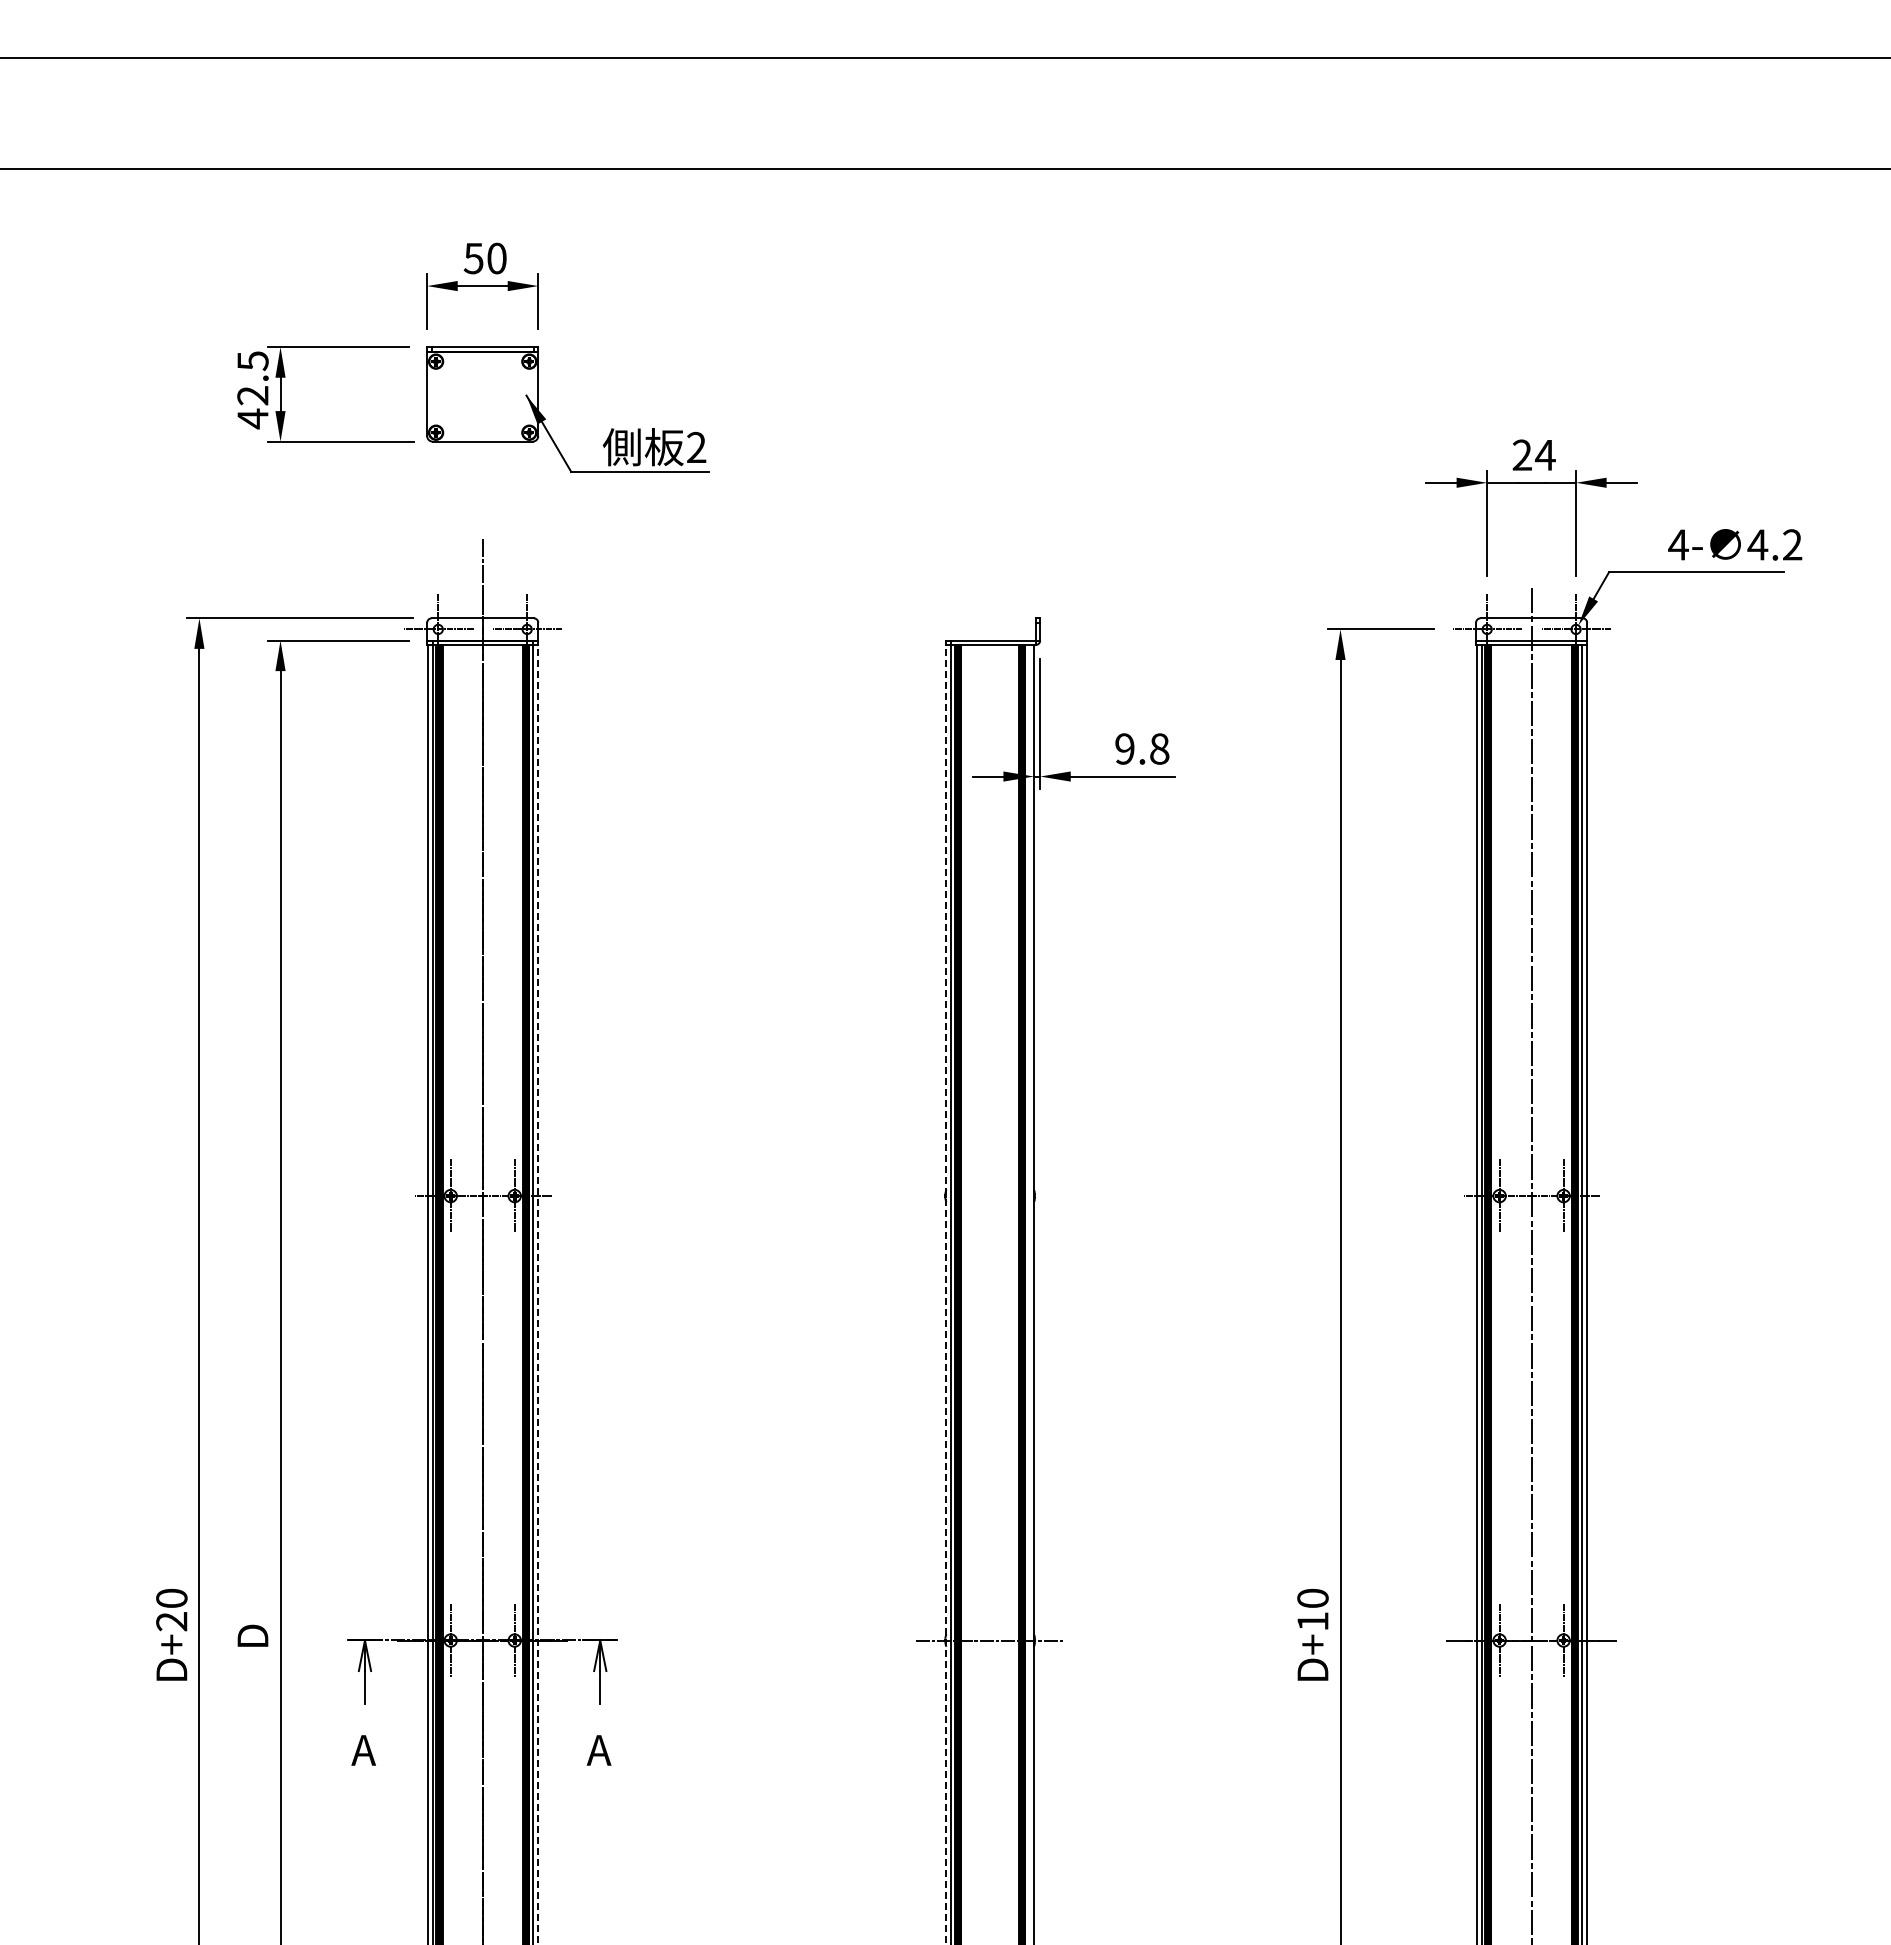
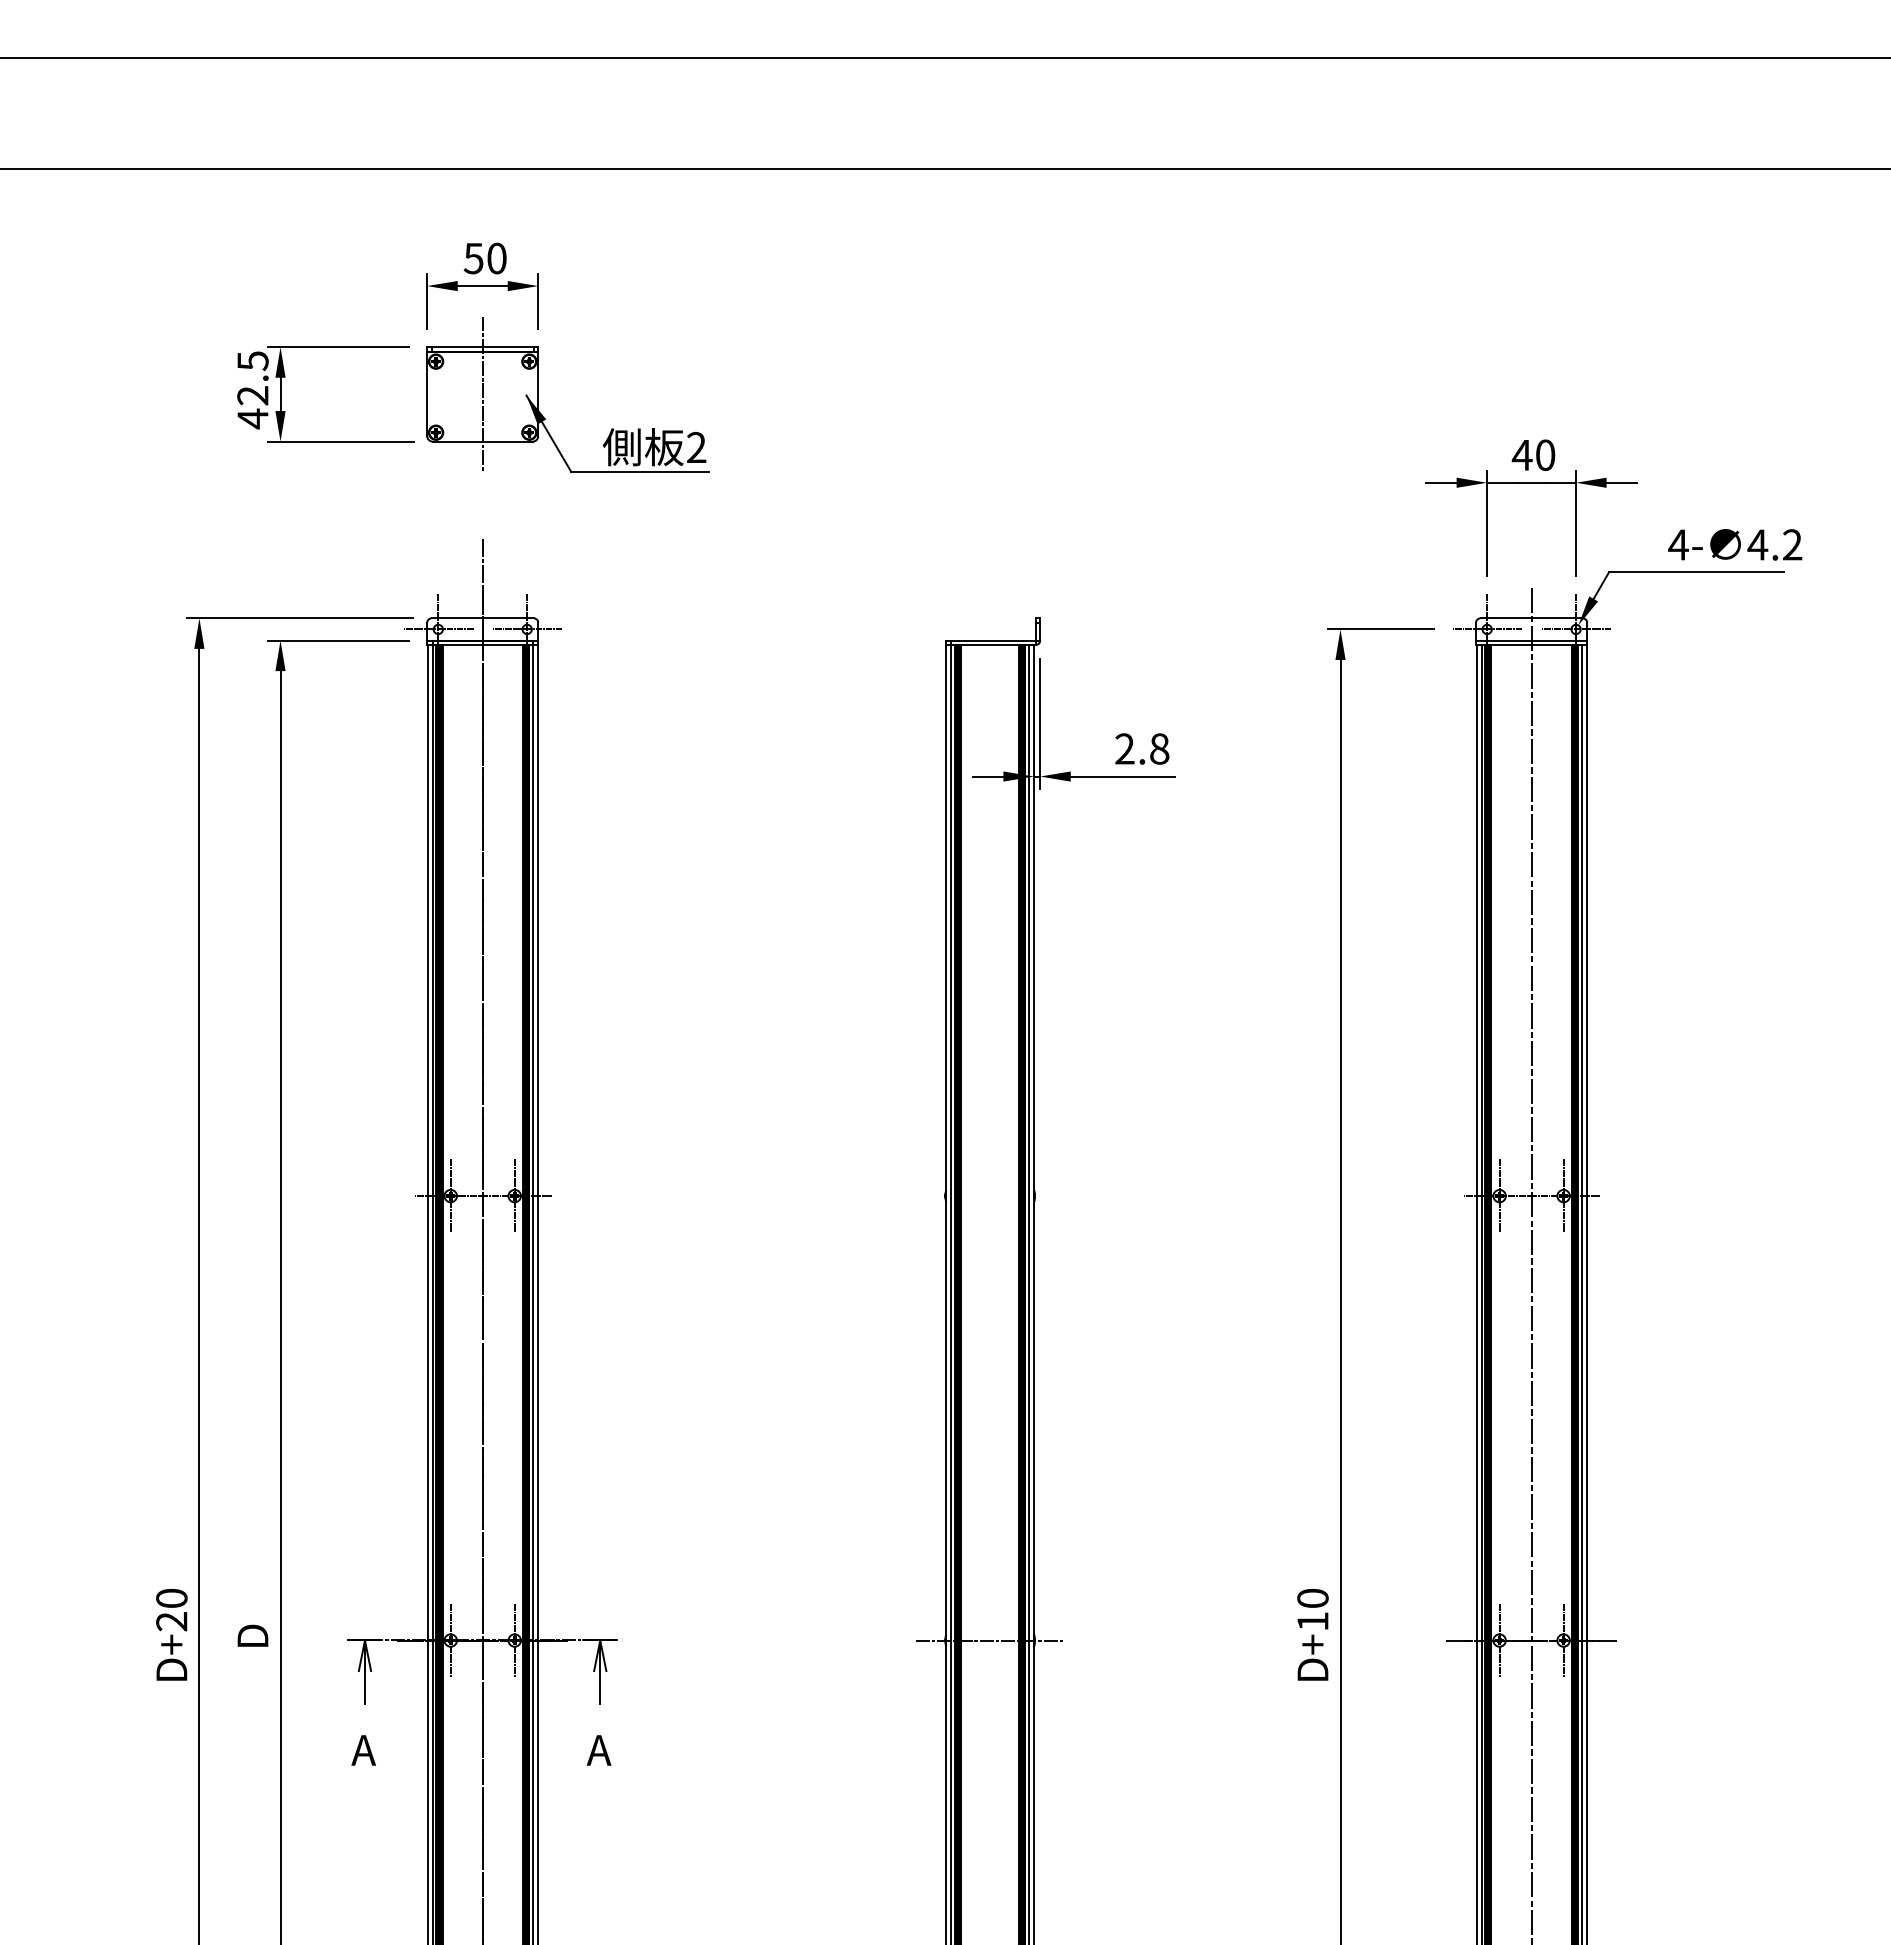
line: none -> present (482, 394)
text: 24 -> 40 (1533, 455)
text: 9.8 -> 2.8 (1124, 748)
line: none -> present (1029, 1293)
line: dashed -> solid (537, 1294)
line: dashed -> solid (946, 1294)
